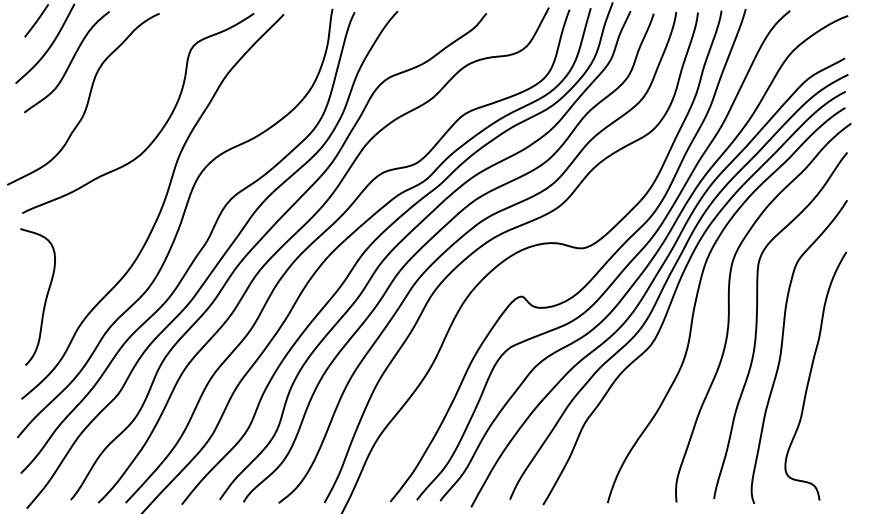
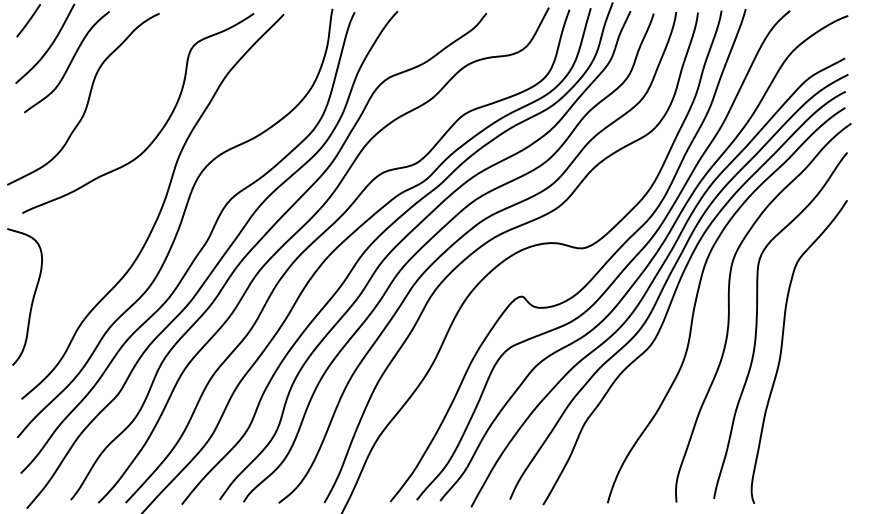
line position: (36, 20) -> (28, 20) (28, 20)
curve position: (45, 297) -> (32, 297) (32, 297)
curve: present -> none (811, 373)
